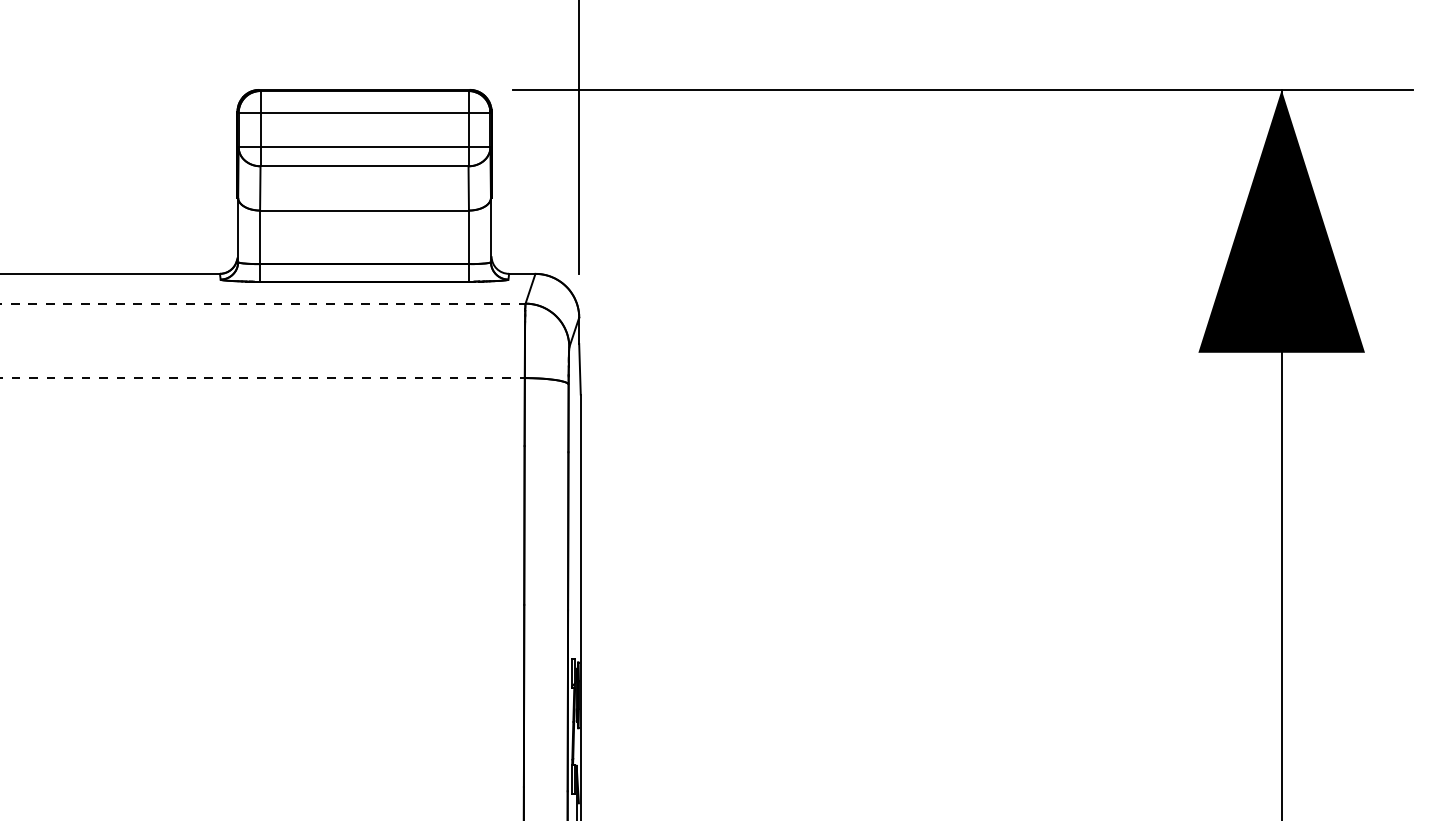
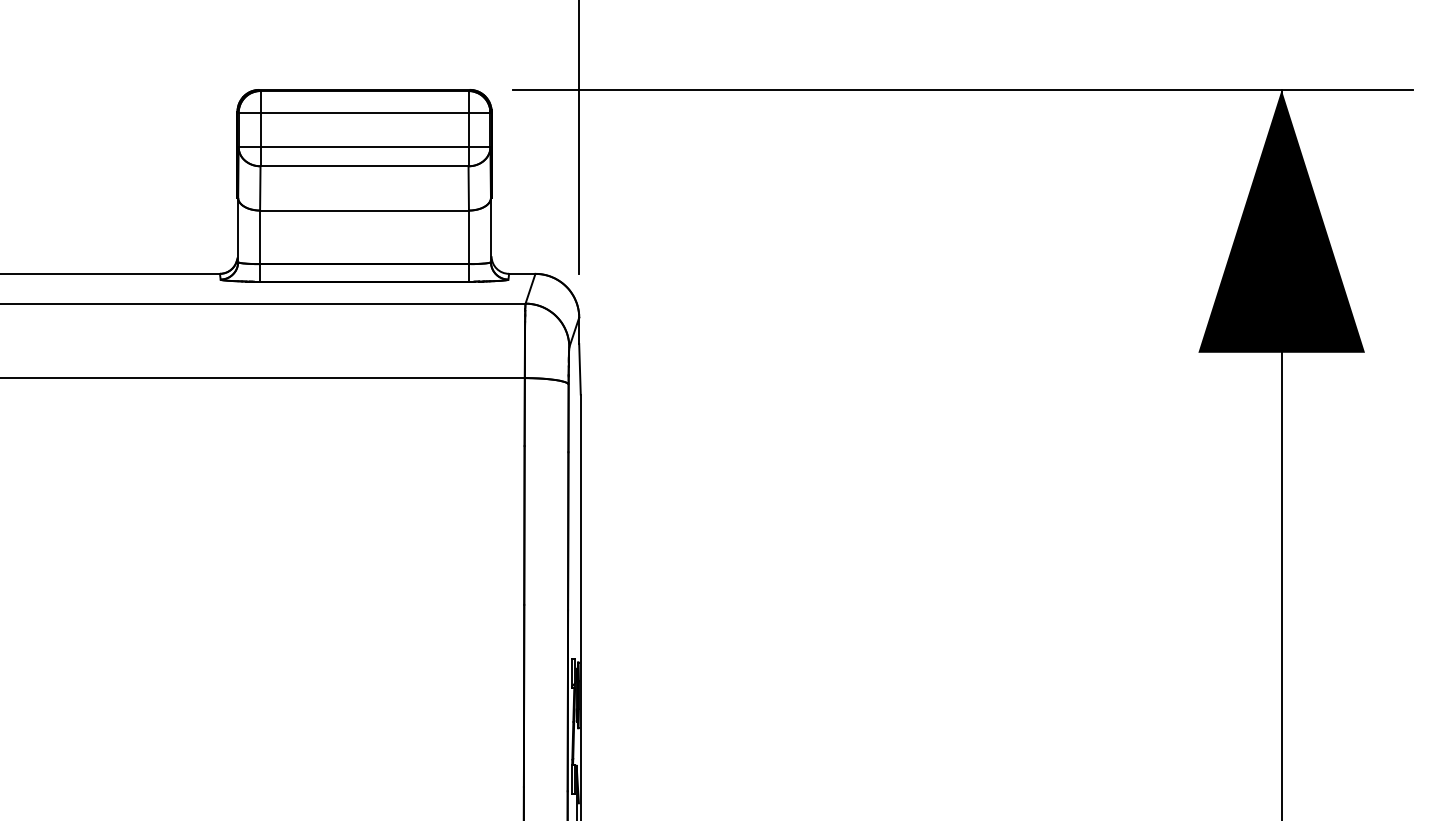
line: dashed -> solid (263, 303)
line: dashed -> solid (262, 378)
